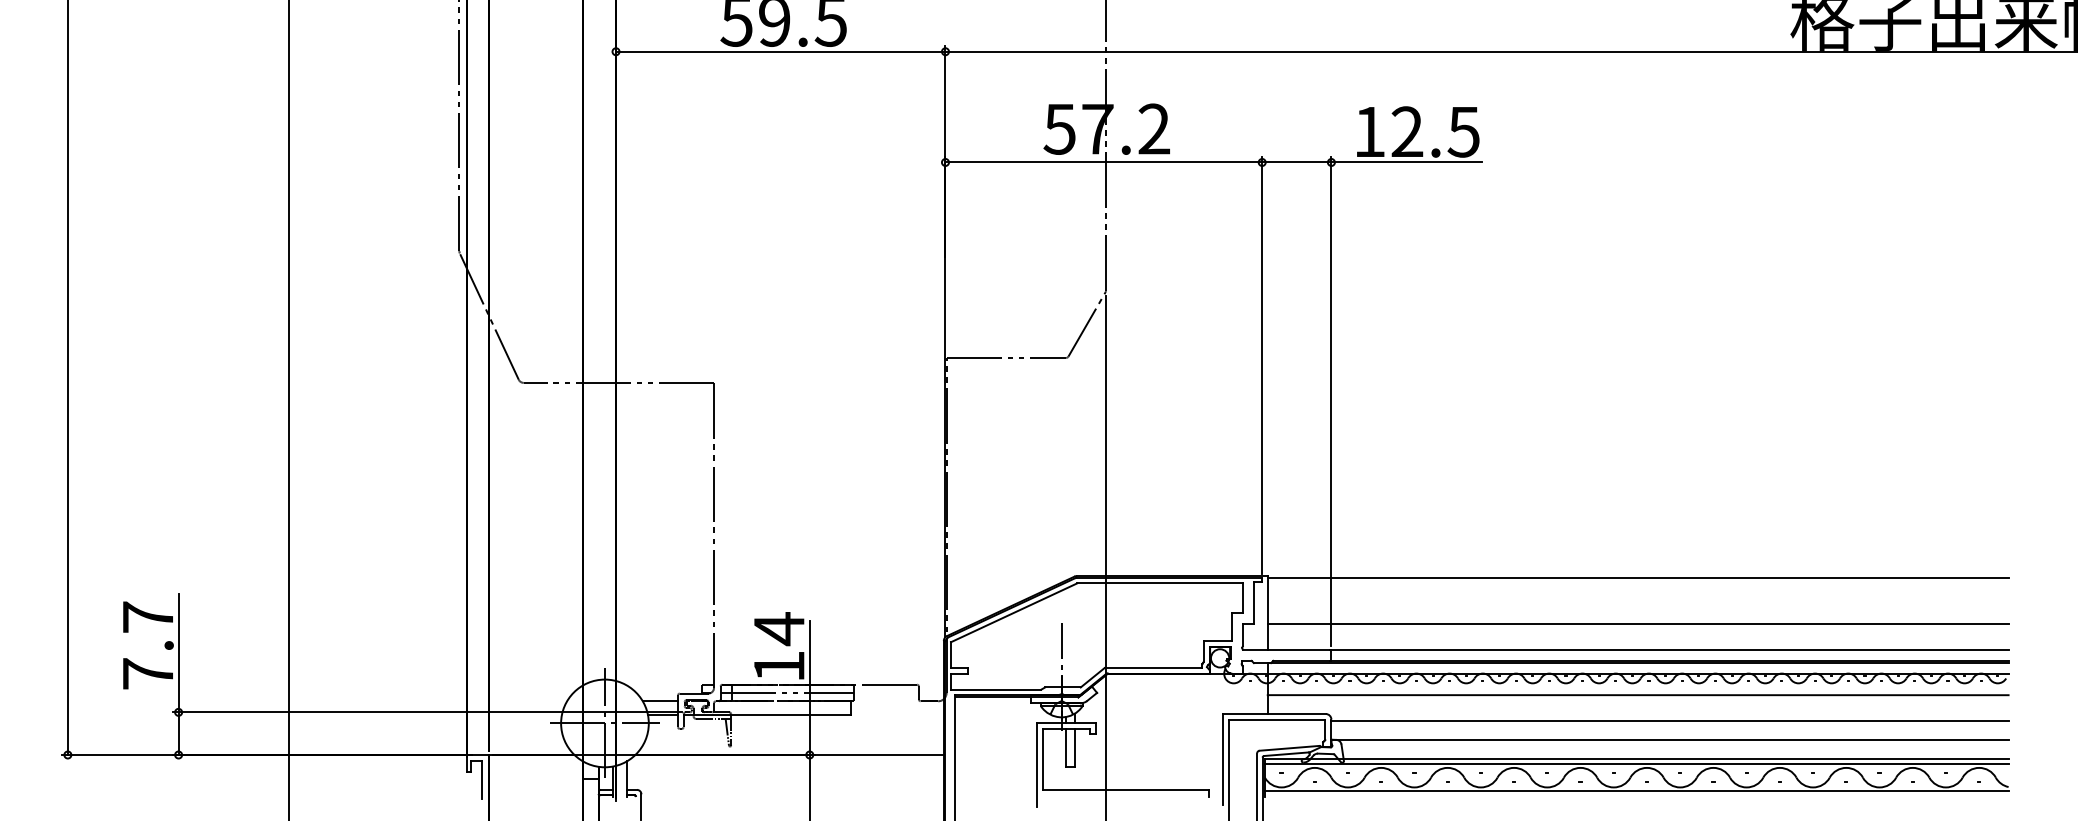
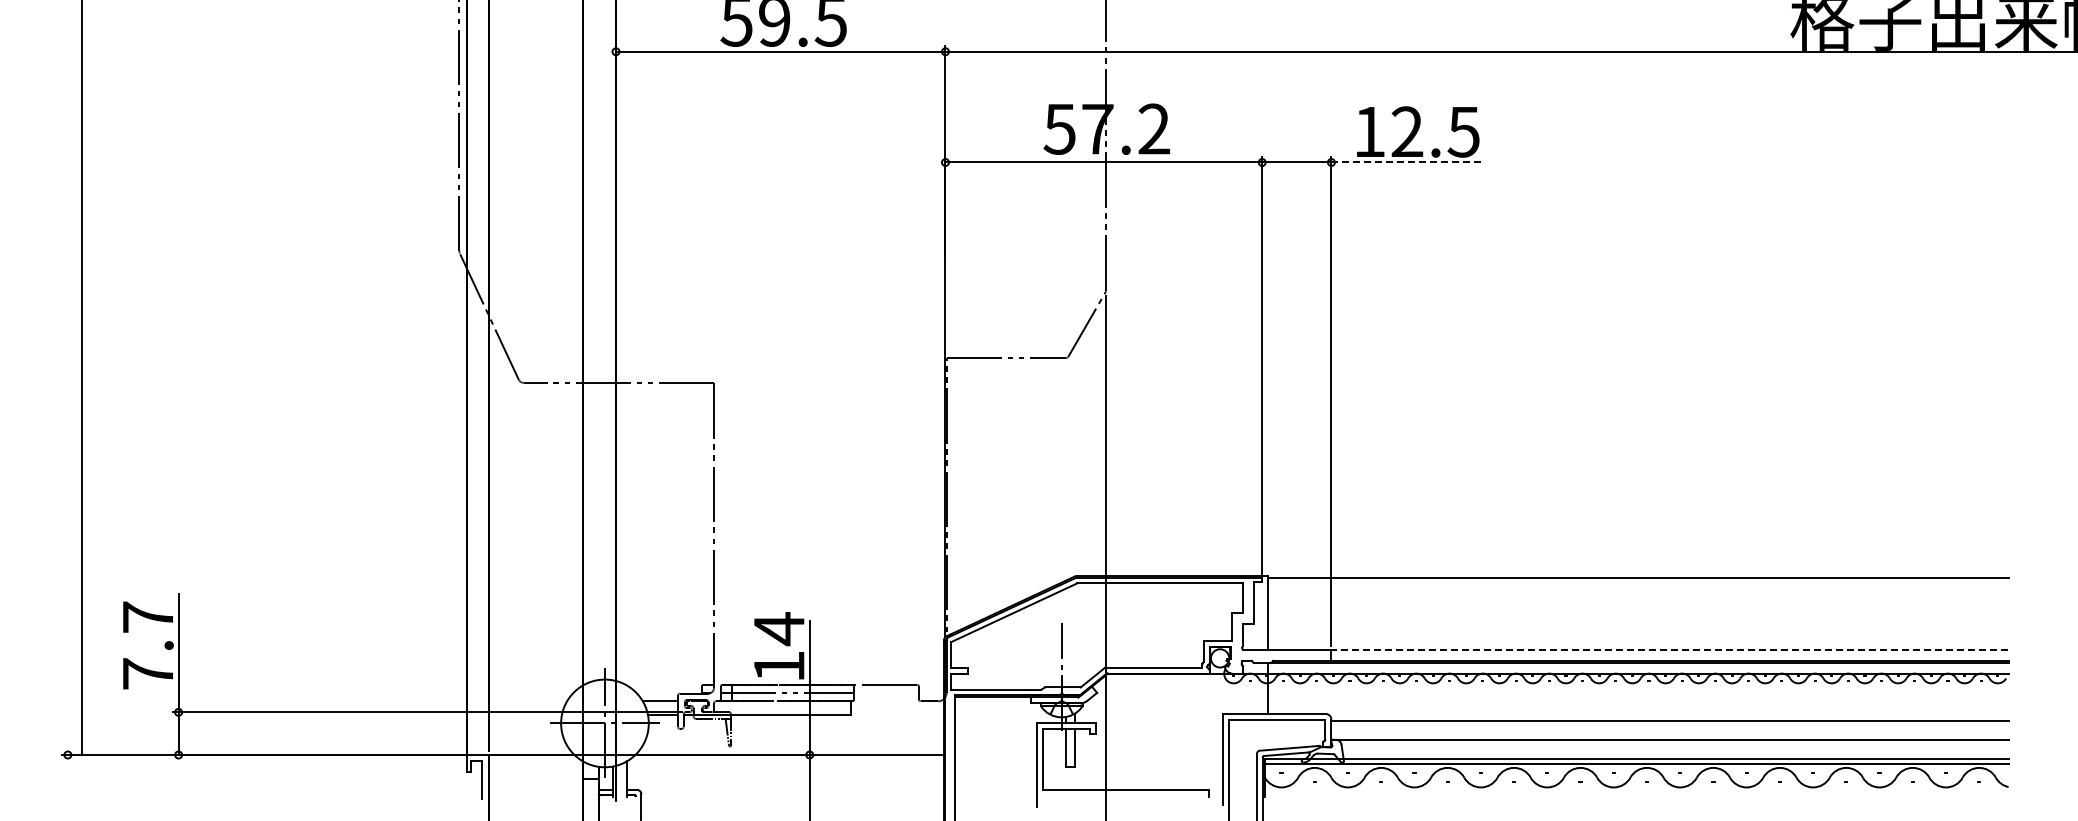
line: solid -> dashed (1406, 162)
line position: (67, 378) -> (81, 378) (81, 378)
line: present -> none (289, 409)
line: present -> none (1637, 623)
line: solid -> dashed (1669, 649)
line: present -> none (1637, 695)
line: present -> none (1636, 790)
